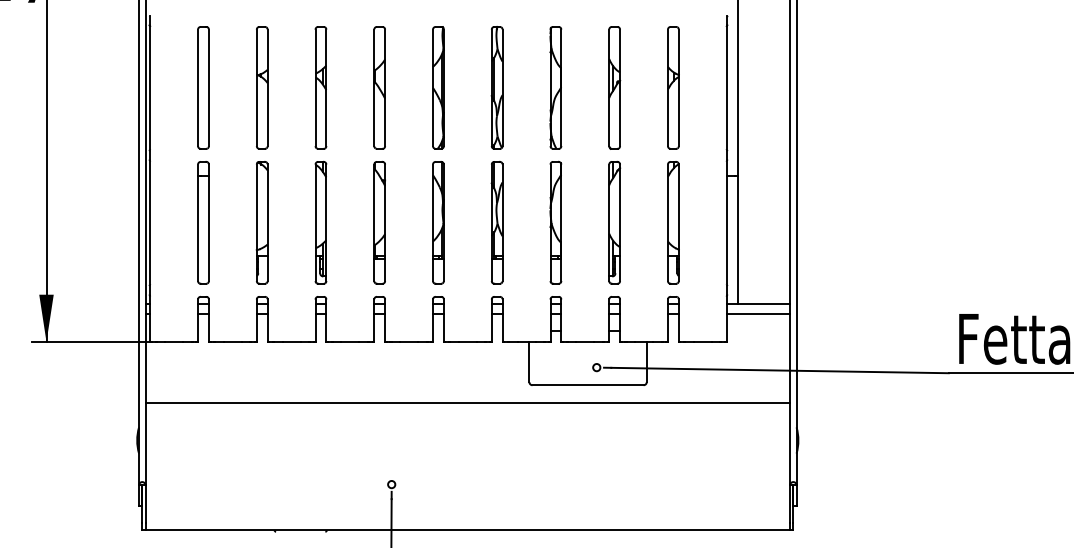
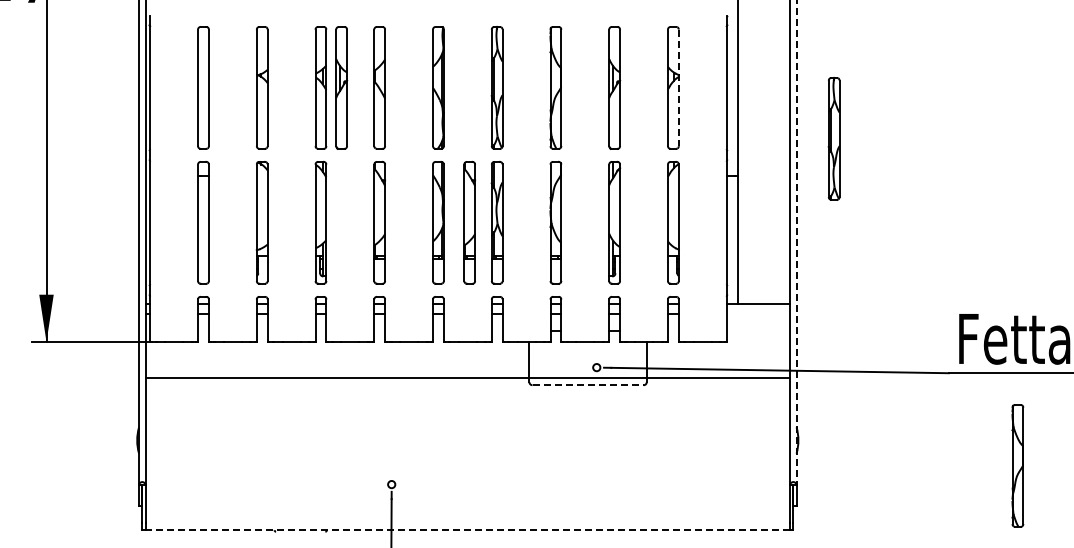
part: none -> present (341, 87)
line: solid -> dashed (678, 88)
part: none -> present (833, 138)
part: none -> present (469, 222)
line: solid -> dashed (796, 243)
line: present -> none (758, 313)
line: solid -> dashed (588, 385)
line position: (467, 402) -> (467, 377) (467, 377)
part: none -> present (1017, 465)
line: solid -> dashed (467, 529)
